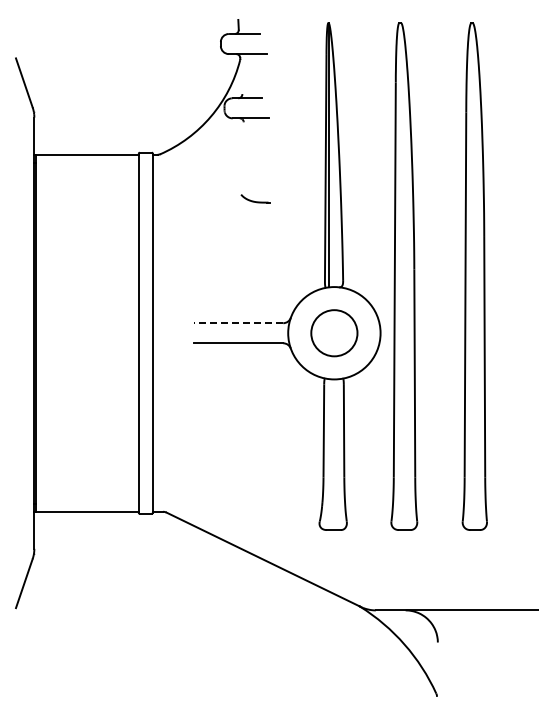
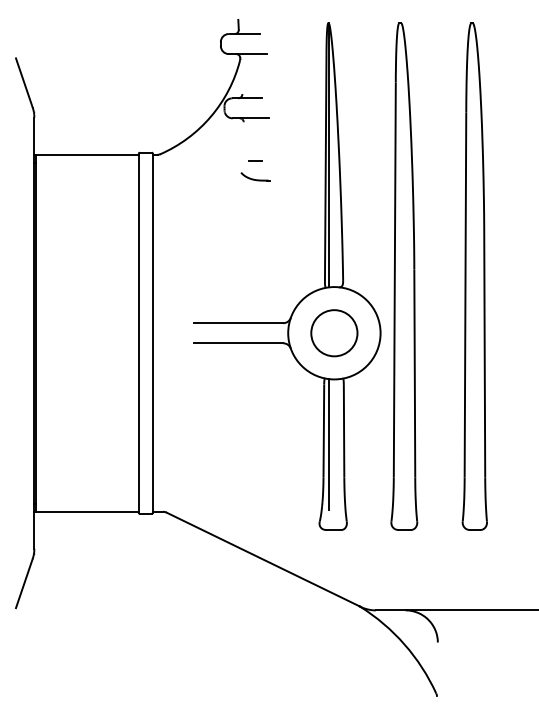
line: none -> present (255, 160)
part position: (255, 198) -> (255, 176) (255, 176)
line: dashed -> solid (238, 323)
line: none -> present (328, 444)
